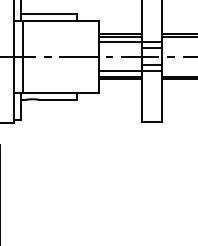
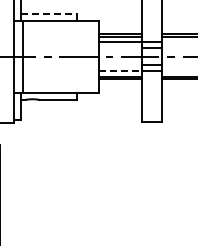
line: solid -> dashed (49, 13)
line: solid -> dashed (120, 71)
